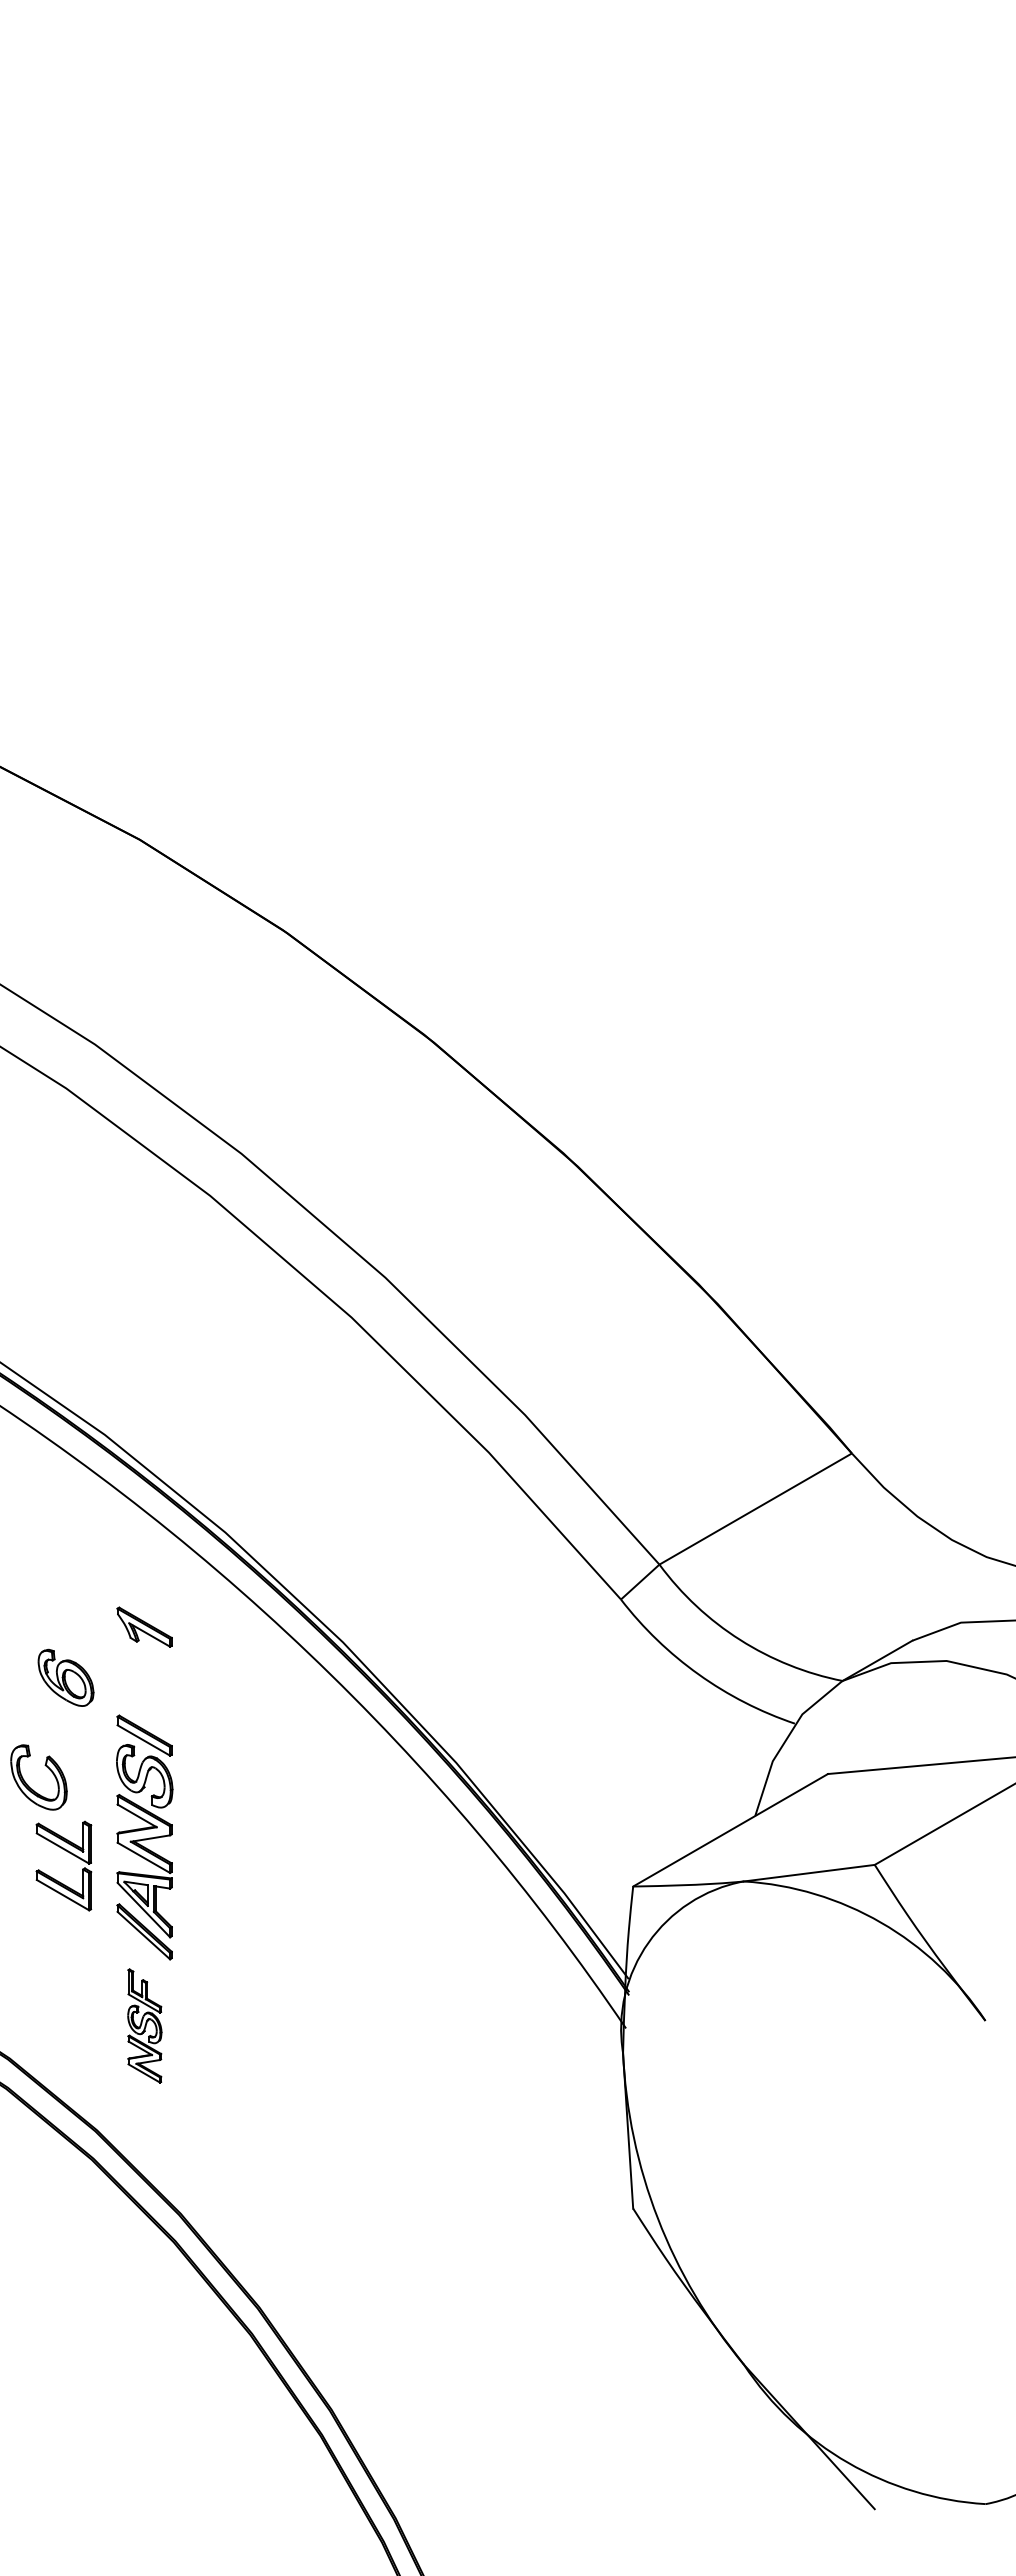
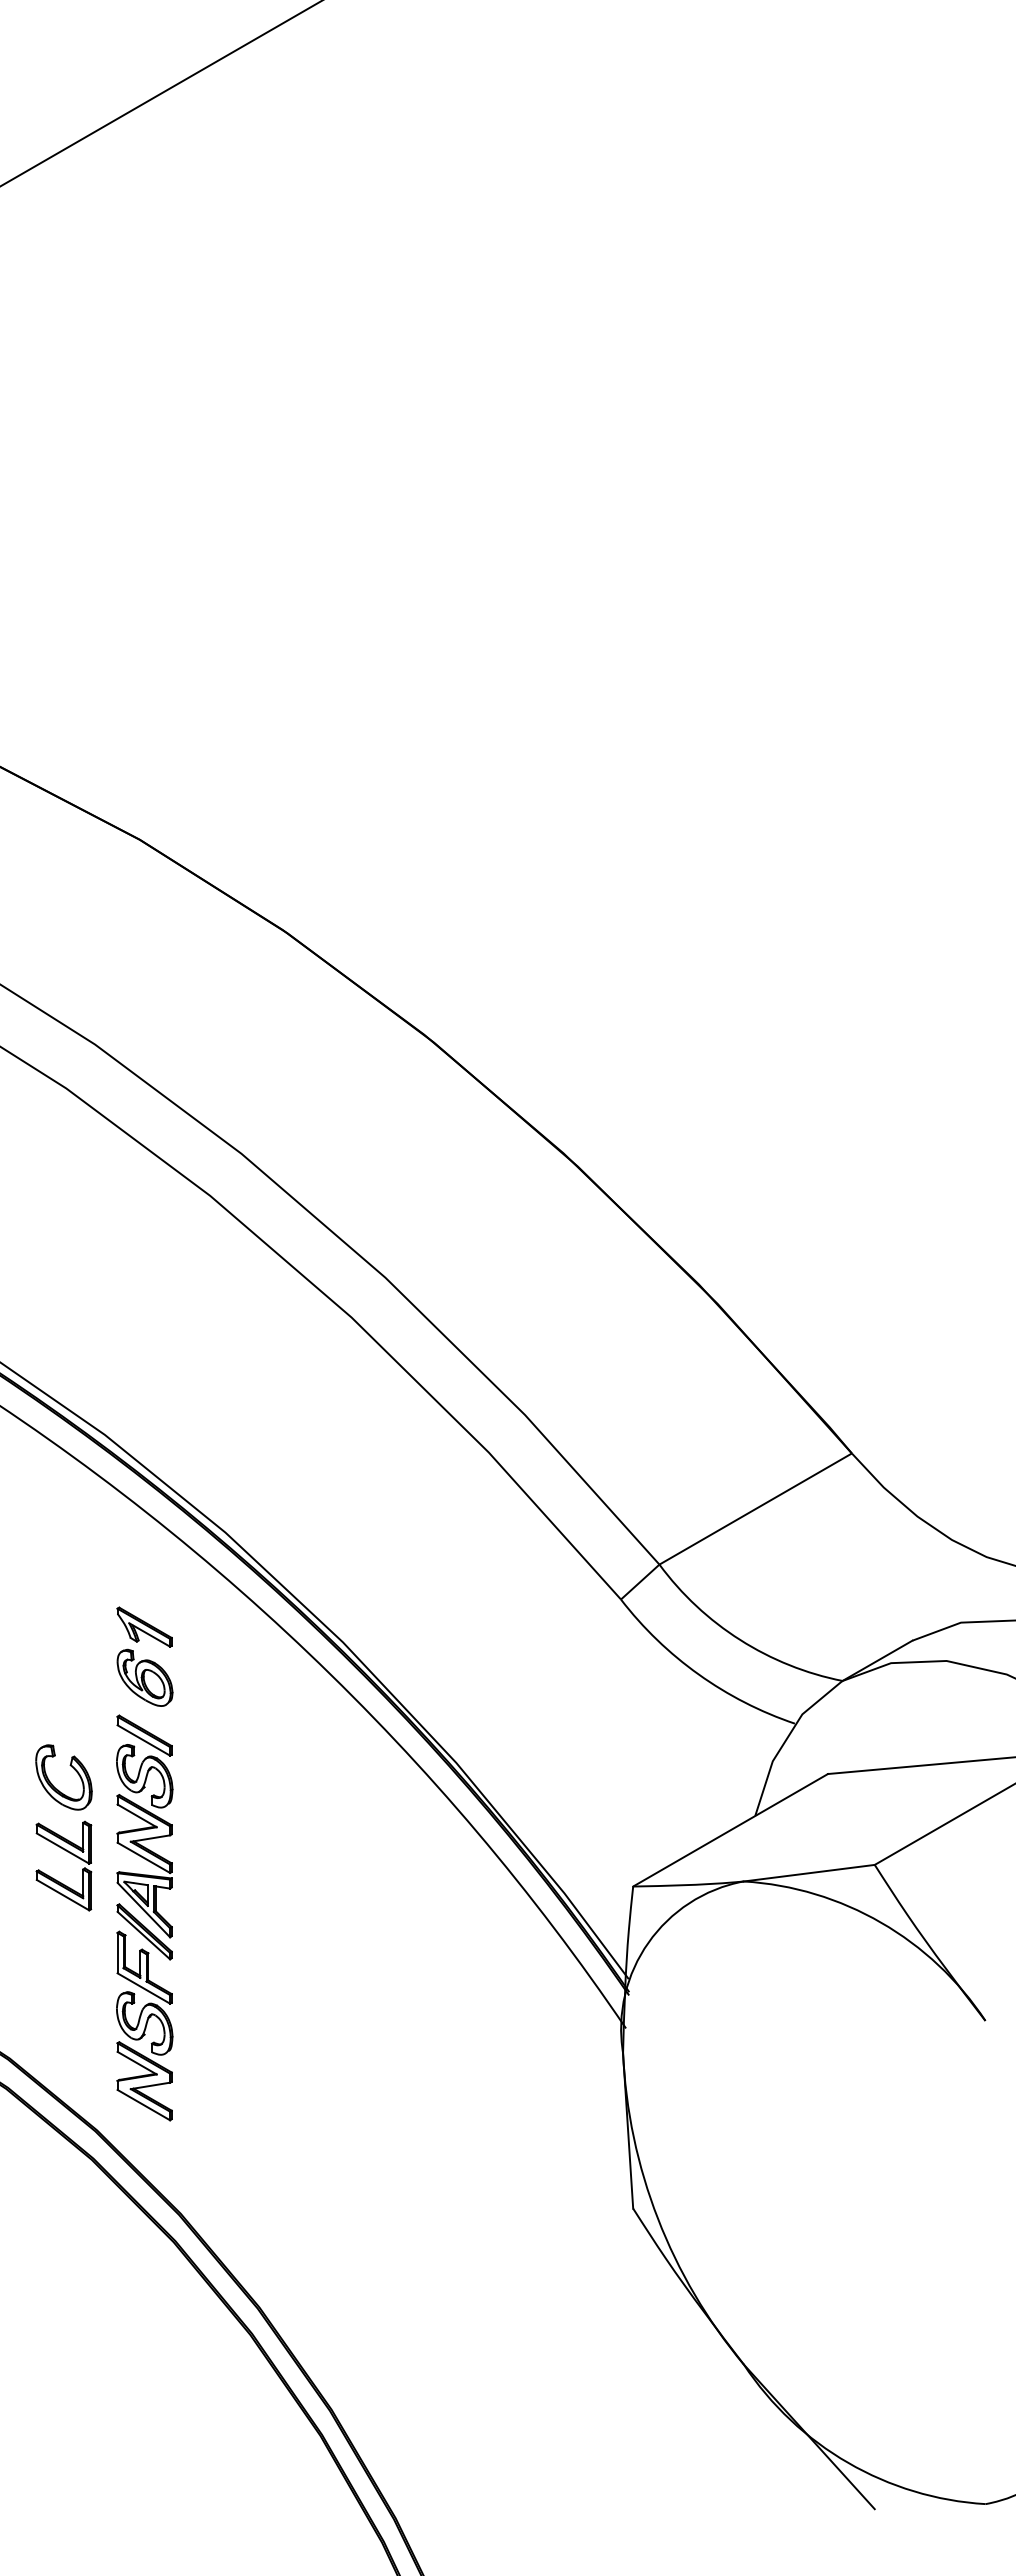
line: none -> present (160, 93)
part position: (65, 1677) -> (144, 1677) (144, 1677)
part position: (27, 1783) -> (52, 1783) (52, 1783)
part size: 36x116 px -> 58x192 px (144, 2025)
